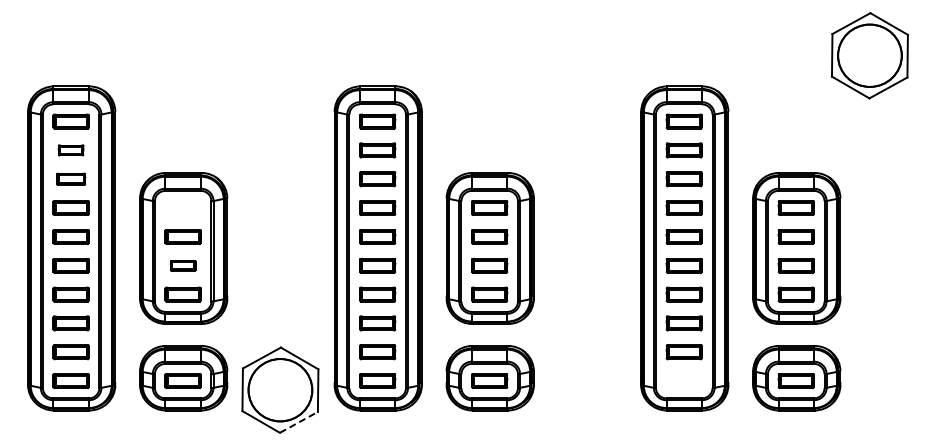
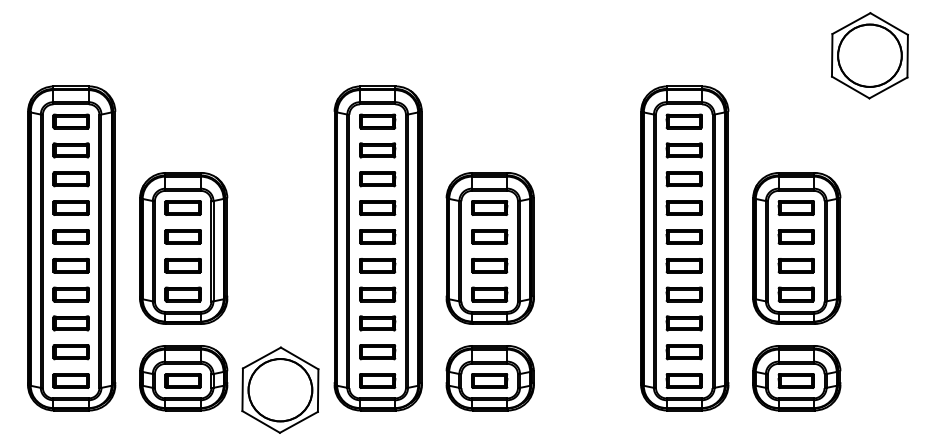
part size: 28x13 px -> 38x17 px (70, 150)
part size: 31x14 px -> 38x17 px (70, 179)
part: none -> present (182, 207)
part size: 28x12 px -> 38x16 px (182, 265)
part: none -> present (683, 380)
line: dashed -> solid (298, 422)
